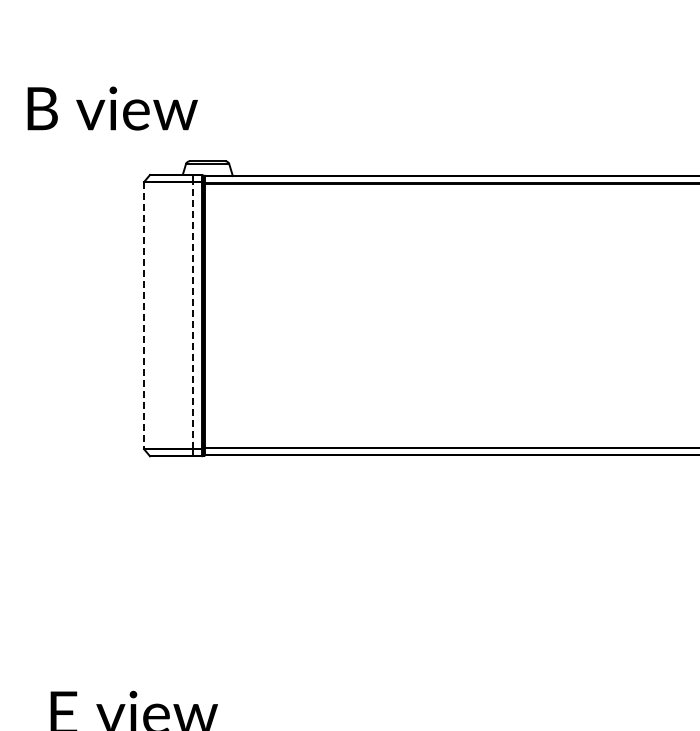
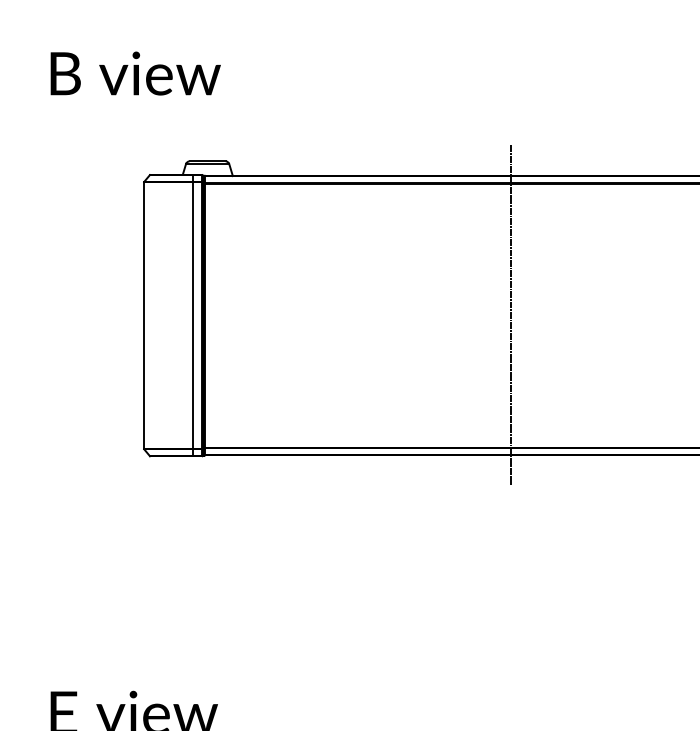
text position: (112, 108) -> (135, 73) (135, 73)
line: dashed -> solid (192, 315)
line: none -> present (511, 315)
line: dashed -> solid (144, 316)
